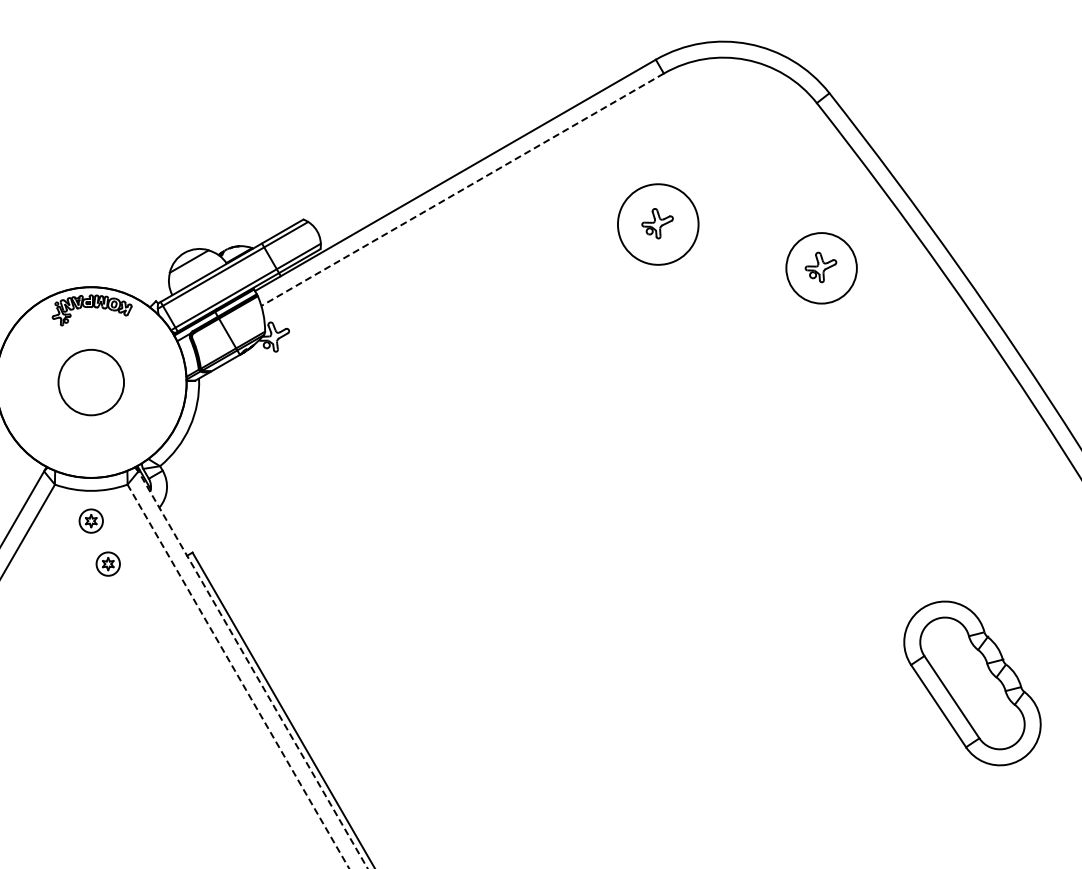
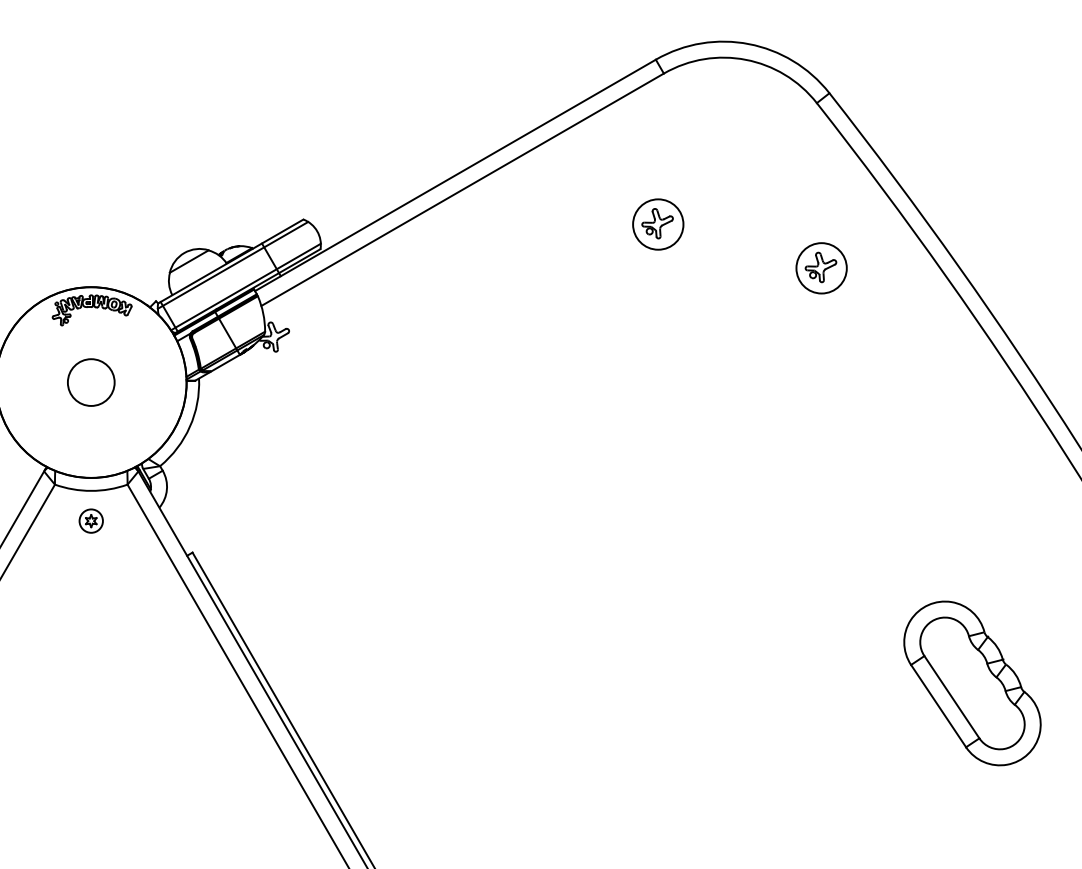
line: dashed -> solid (462, 190)
circle diameter: 81 px -> 50 px (658, 224)
circle diameter: 71 px -> 50 px (821, 268)
circle diameter: 65 px -> 47 px (90, 382)
part: present -> none (107, 563)
line: dashed -> solid (251, 667)
line: dashed -> solid (238, 676)
